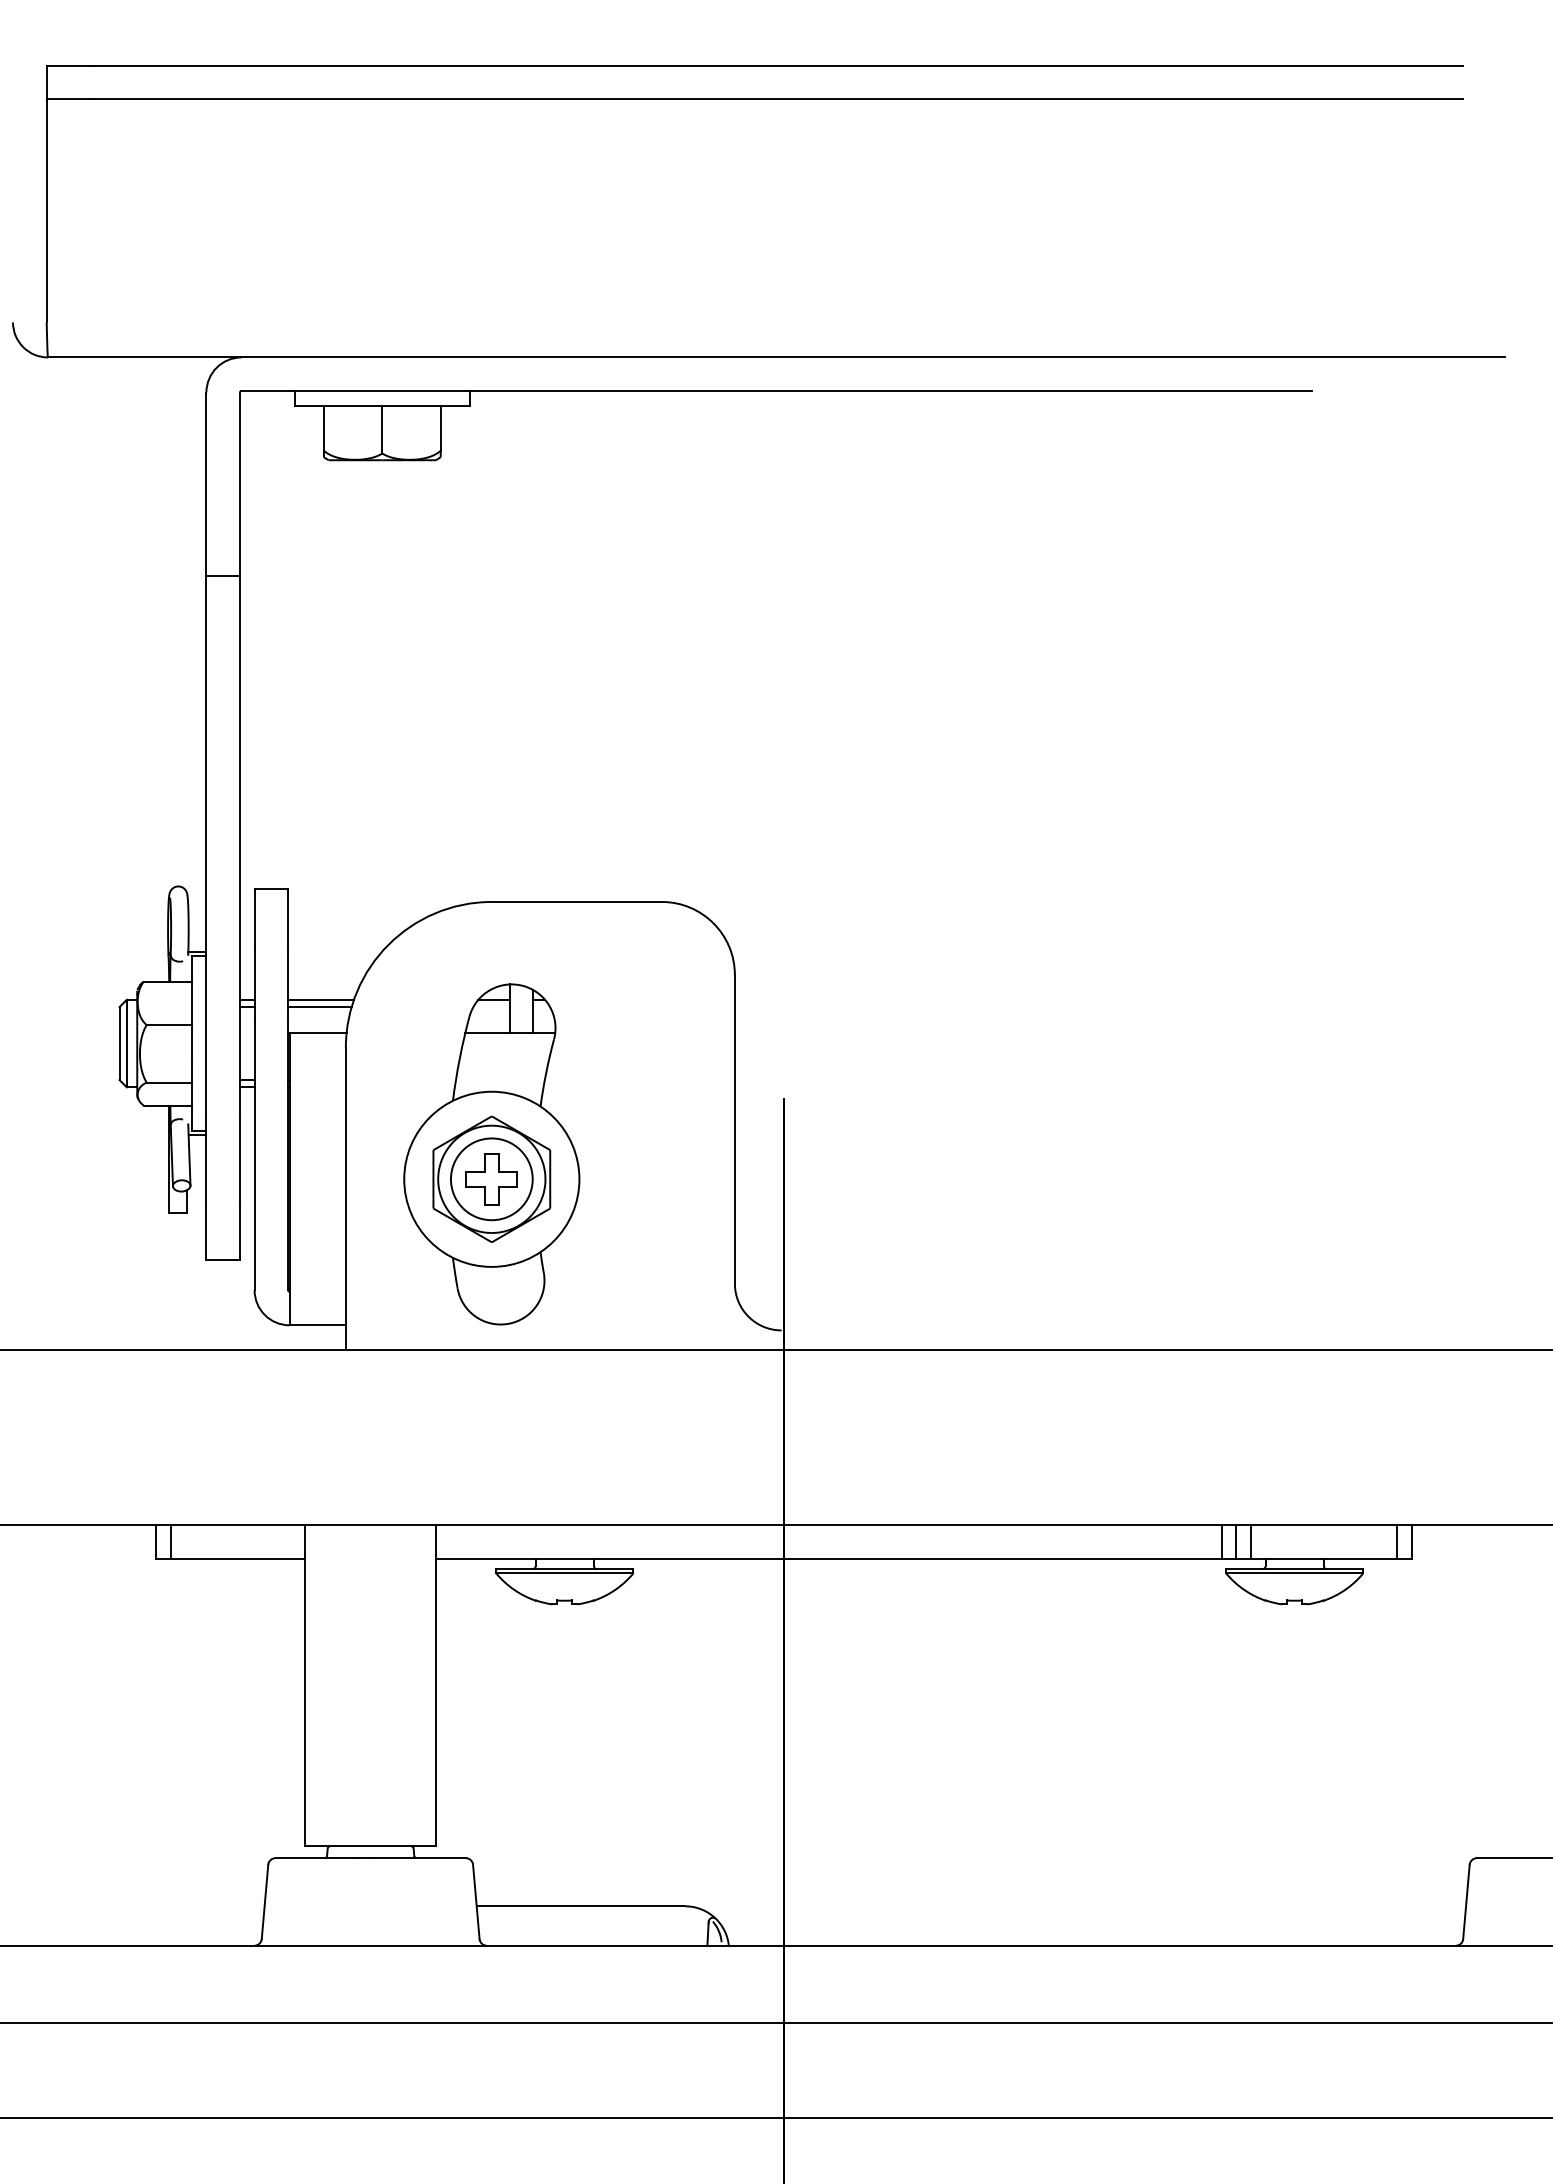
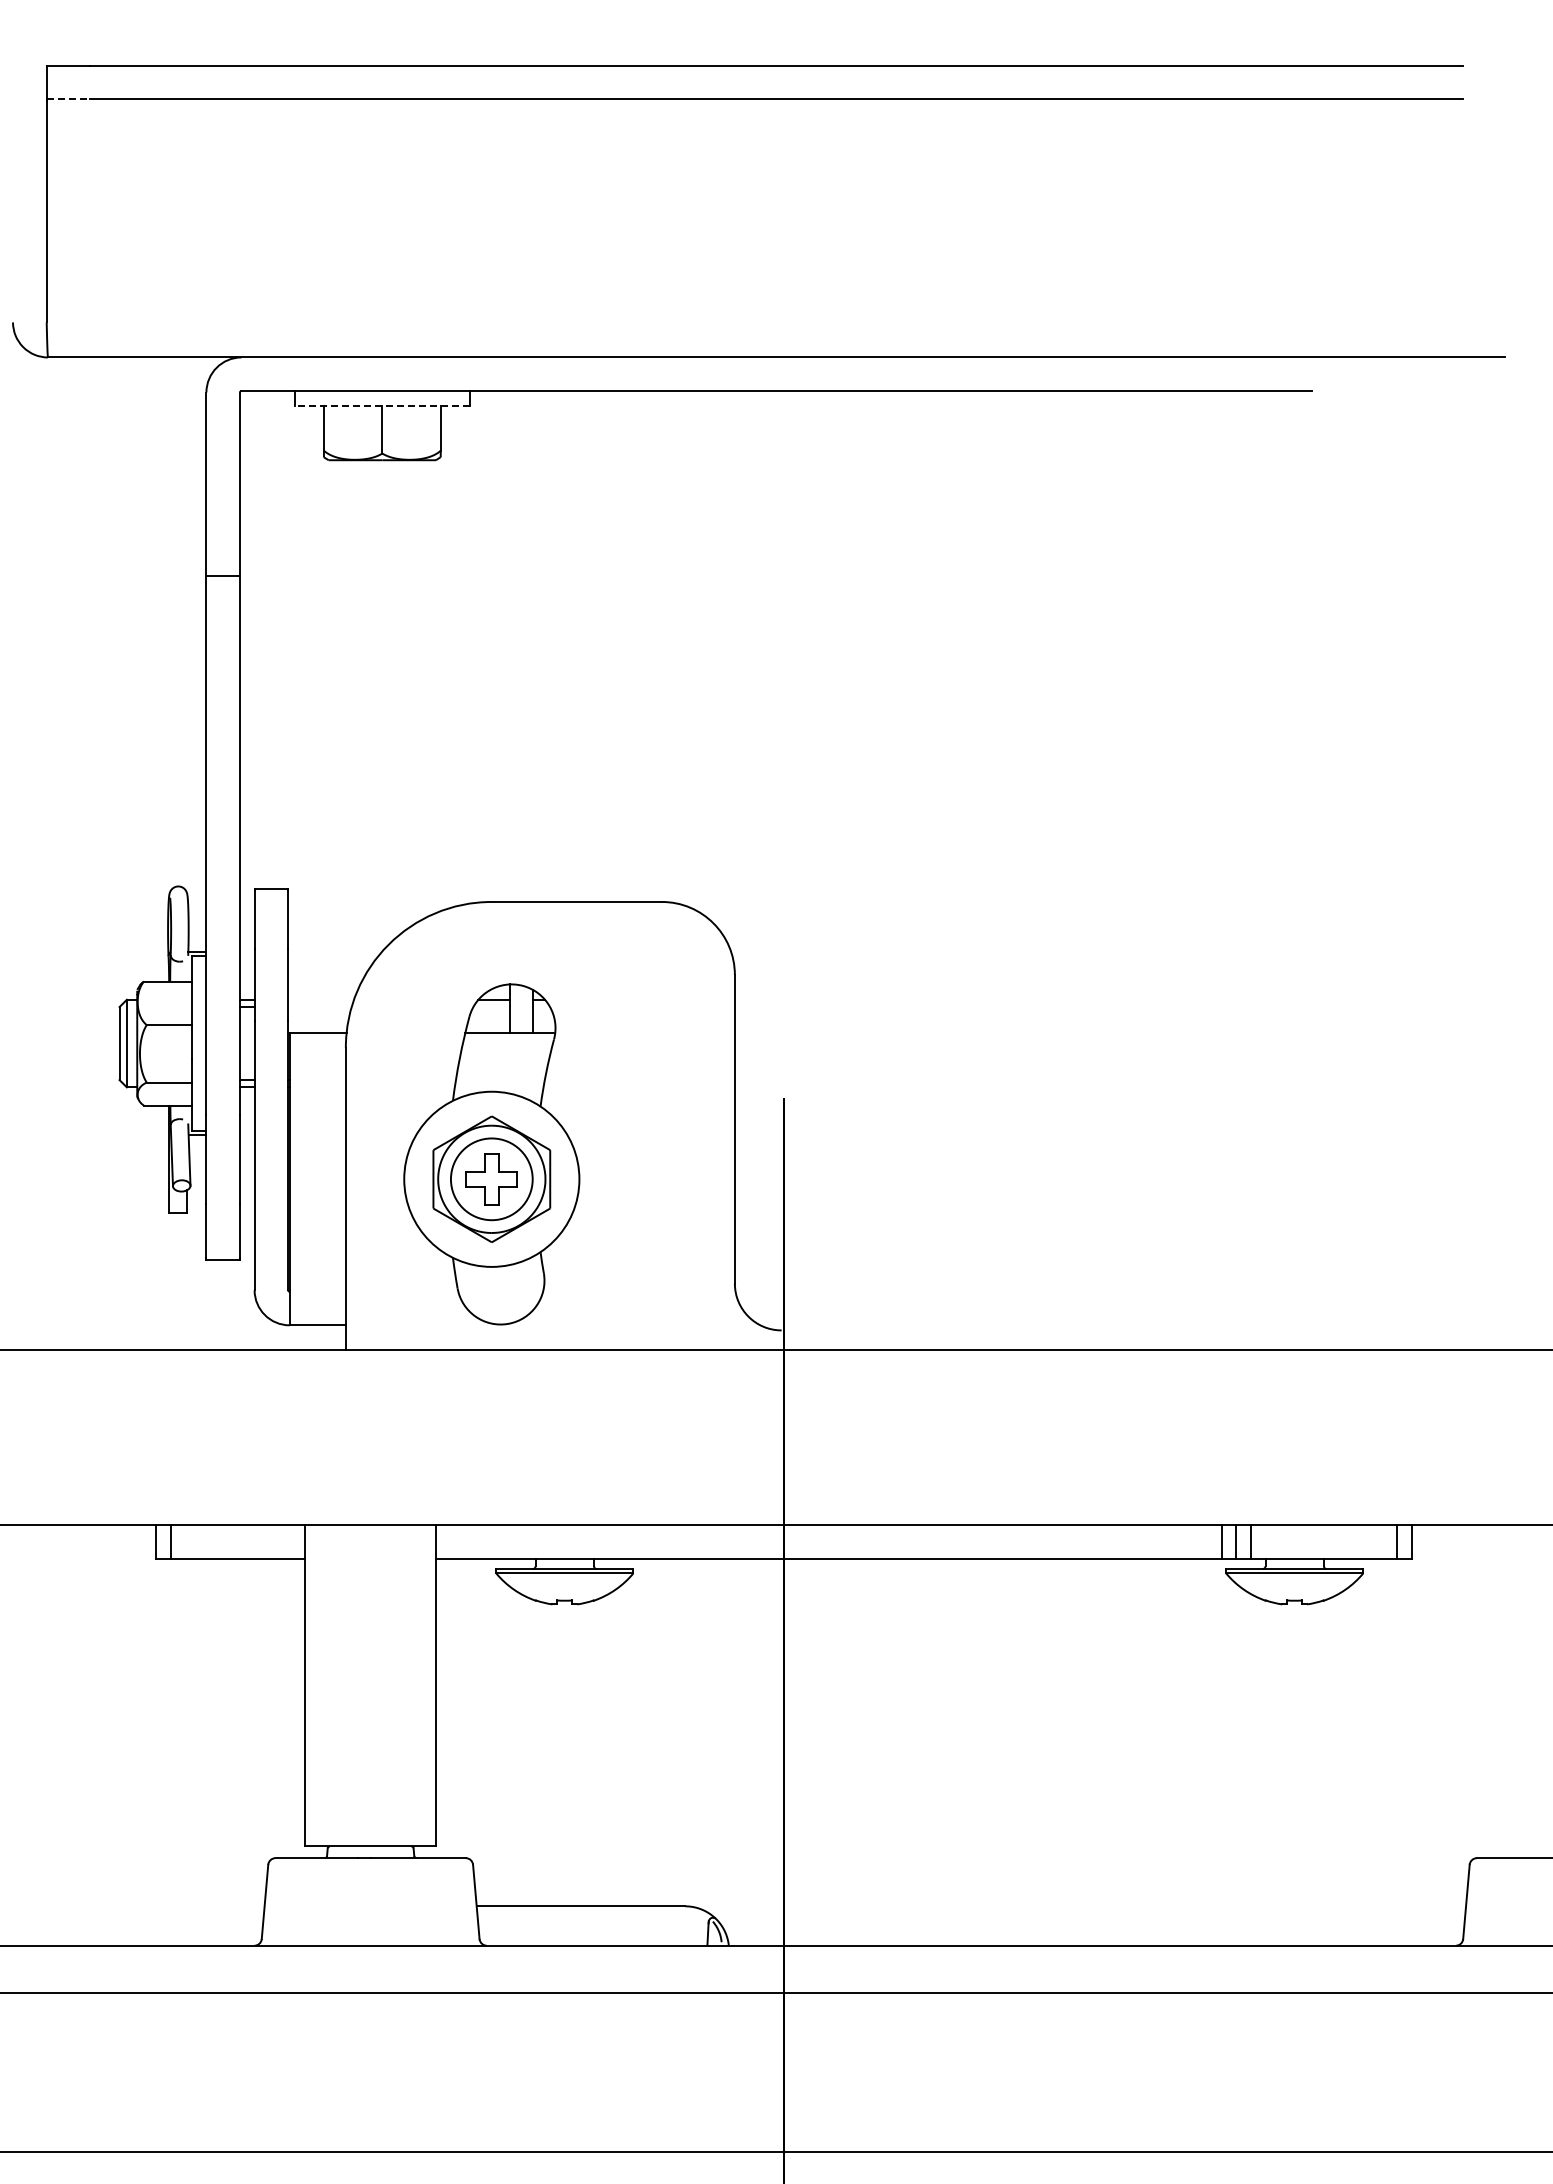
line: solid -> dashed (68, 99)
line: solid -> dashed (382, 405)
line: present -> none (321, 999)
line: present -> none (319, 1007)
line position: (775, 2023) -> (775, 1993) (775, 1993)
line position: (775, 2117) -> (775, 2151) (775, 2151)
